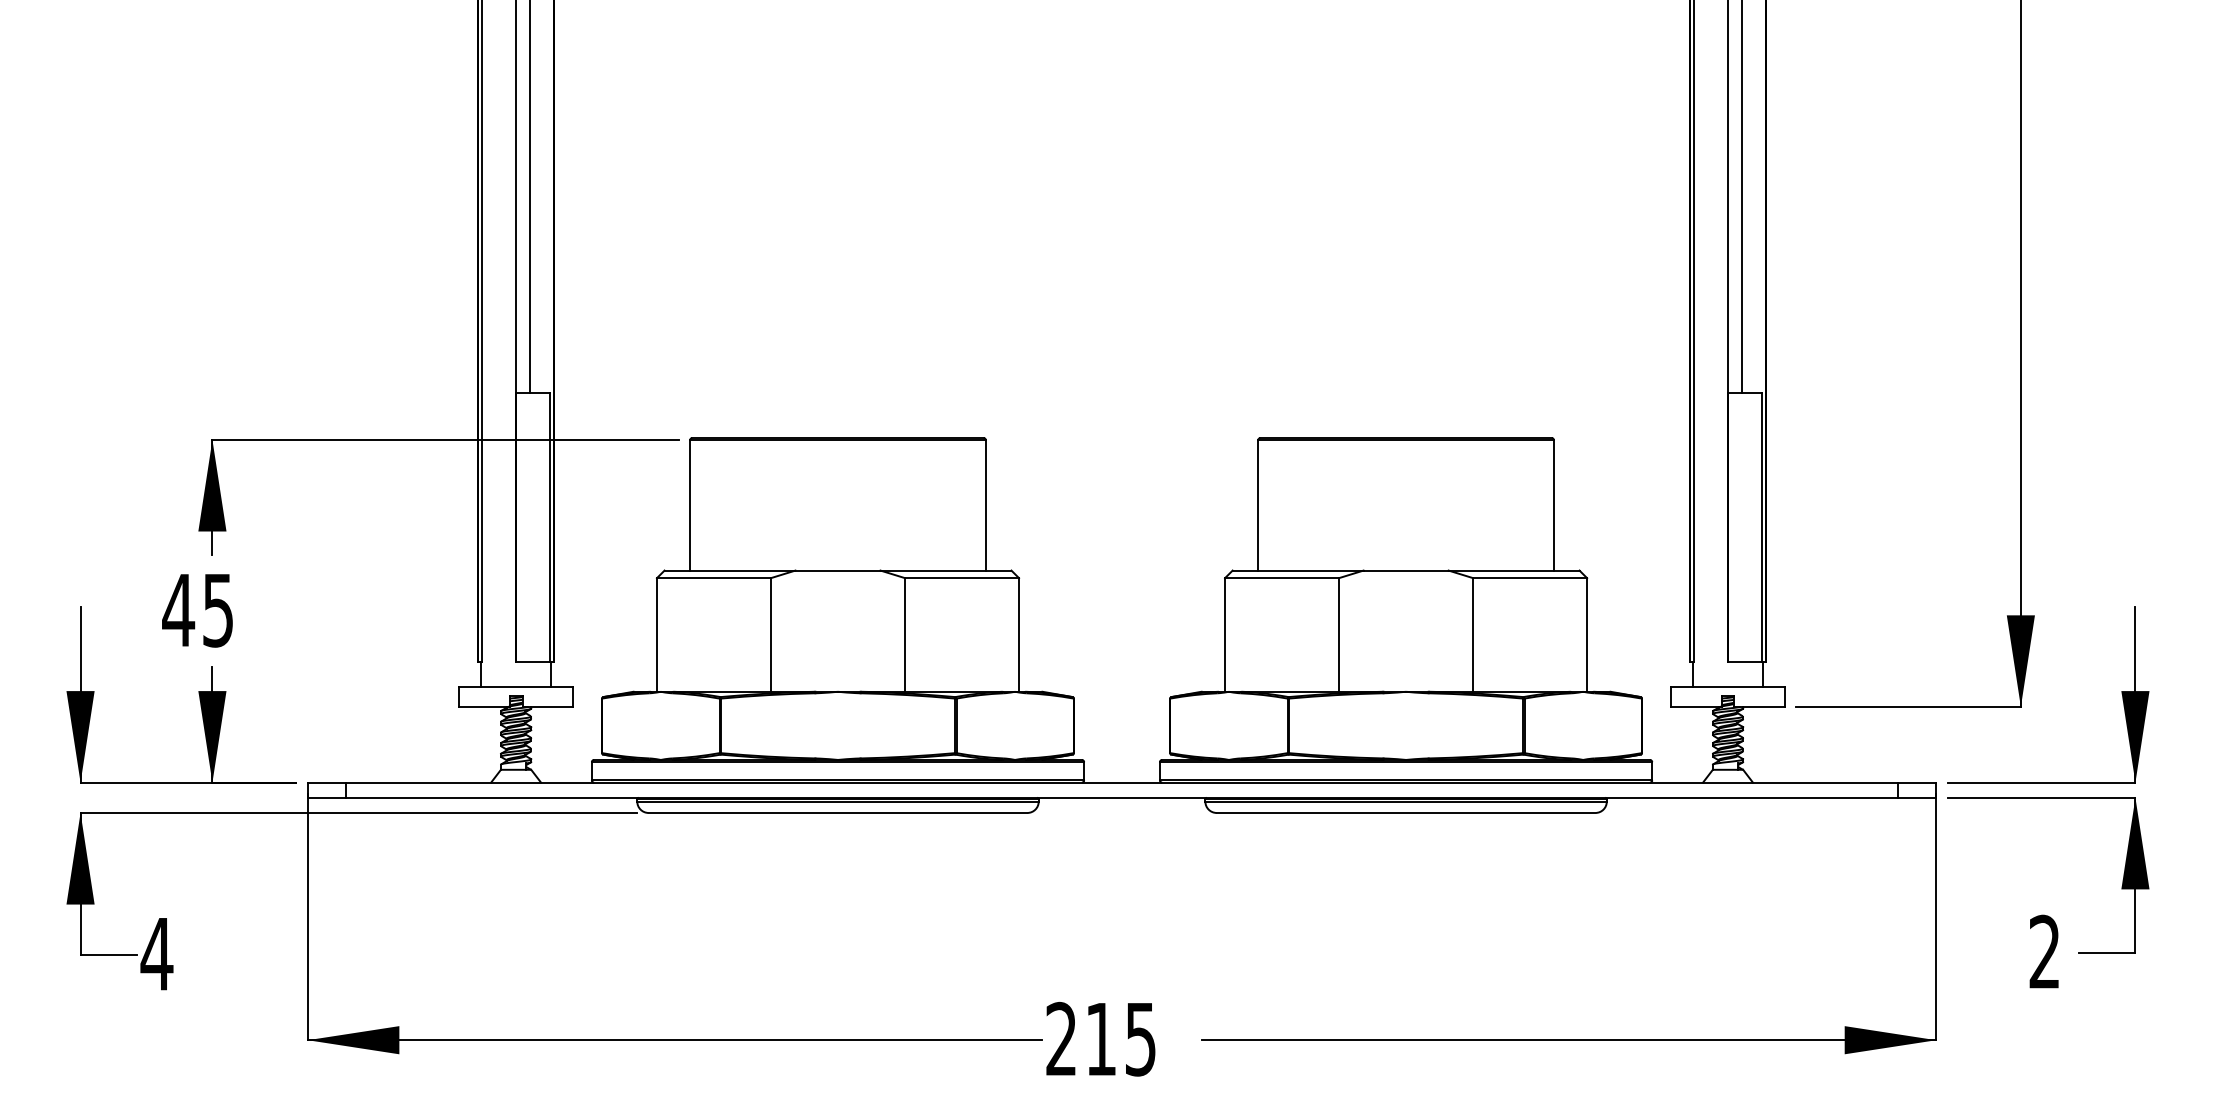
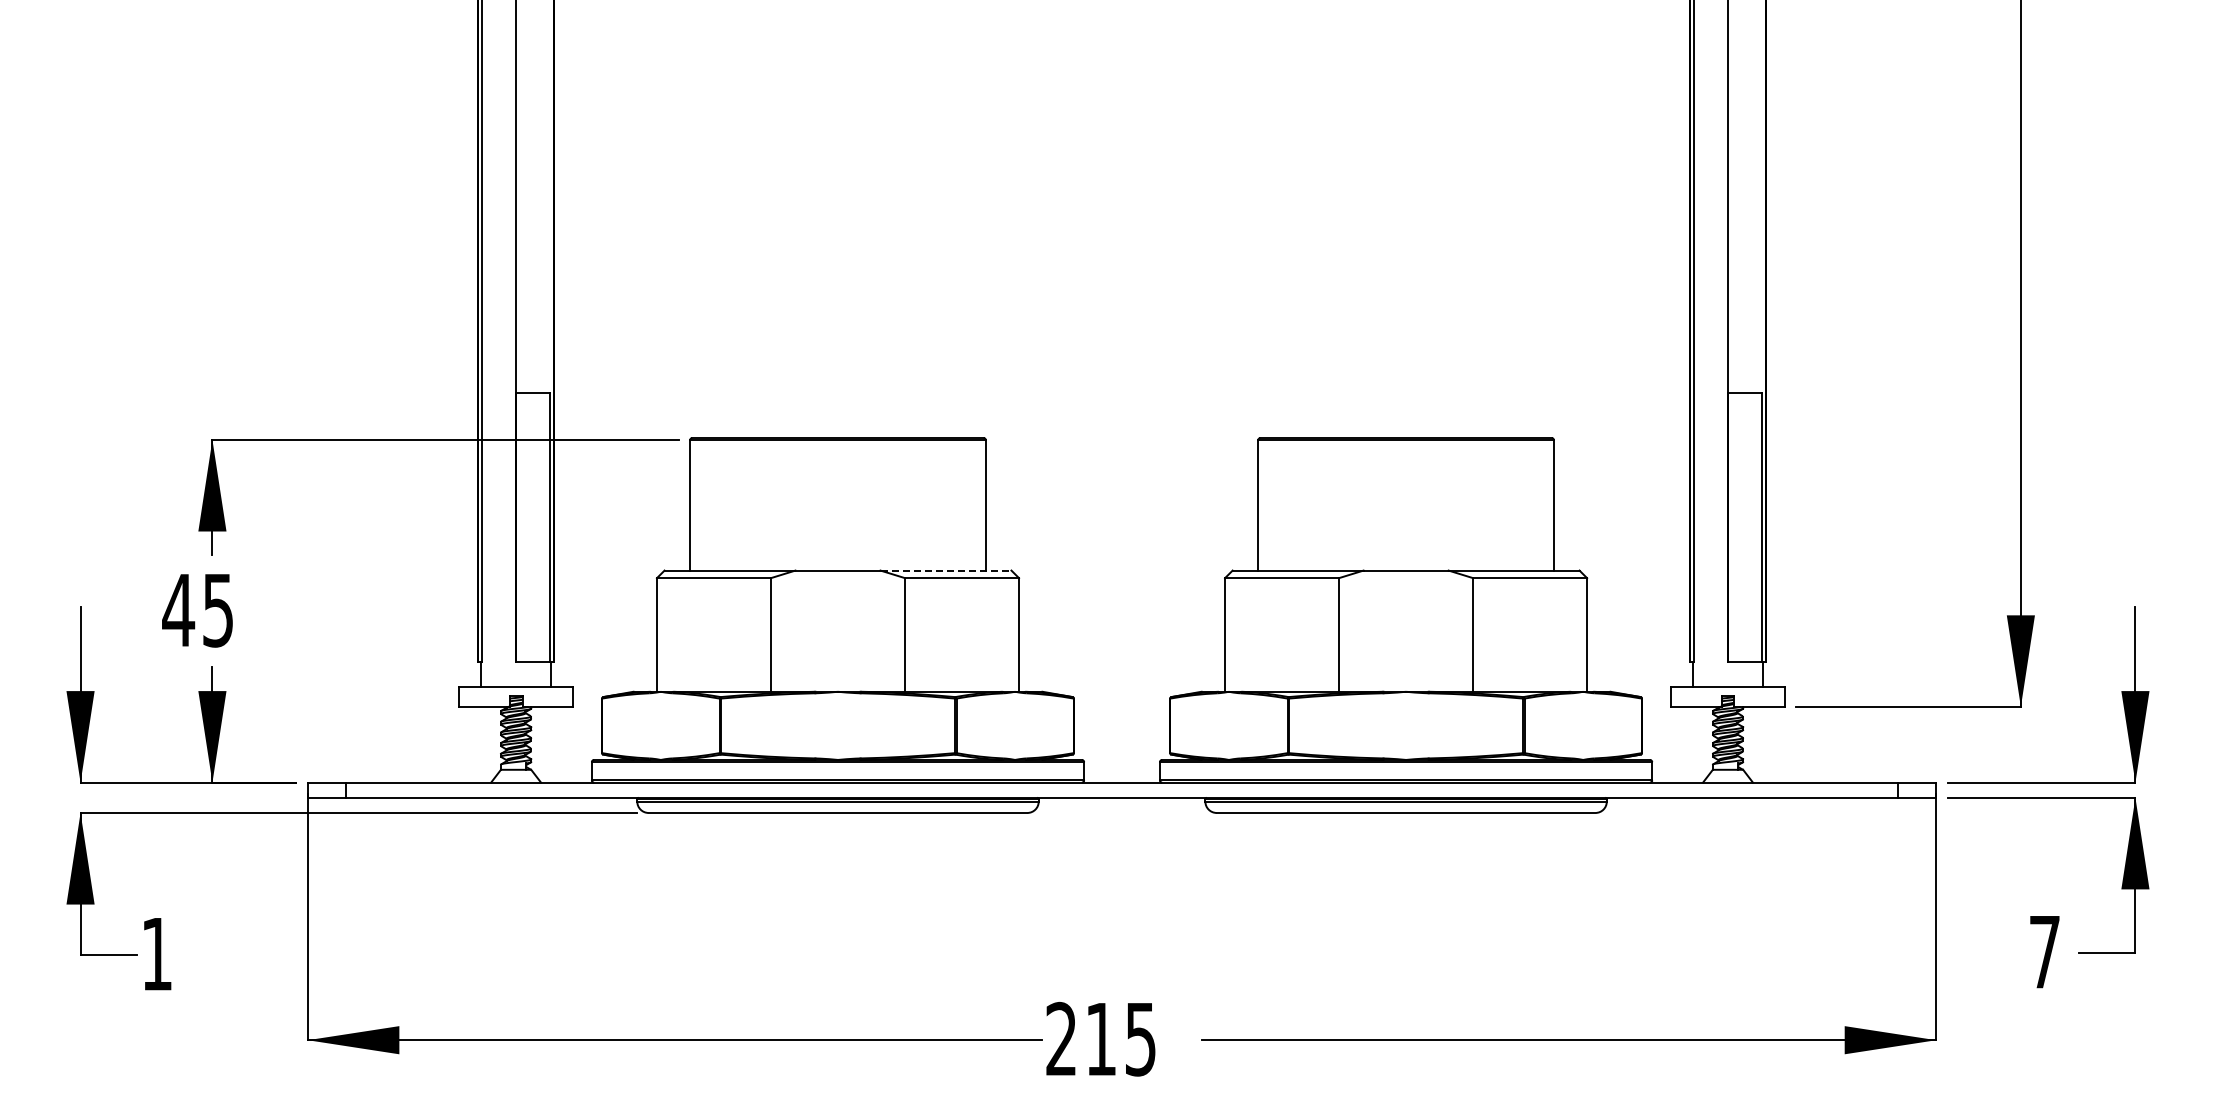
line: present -> none (530, 197)
line: present -> none (1742, 197)
line: solid -> dashed (946, 570)
text: 2 -> 7 (2044, 951)
text: 4 -> 1 (156, 954)
